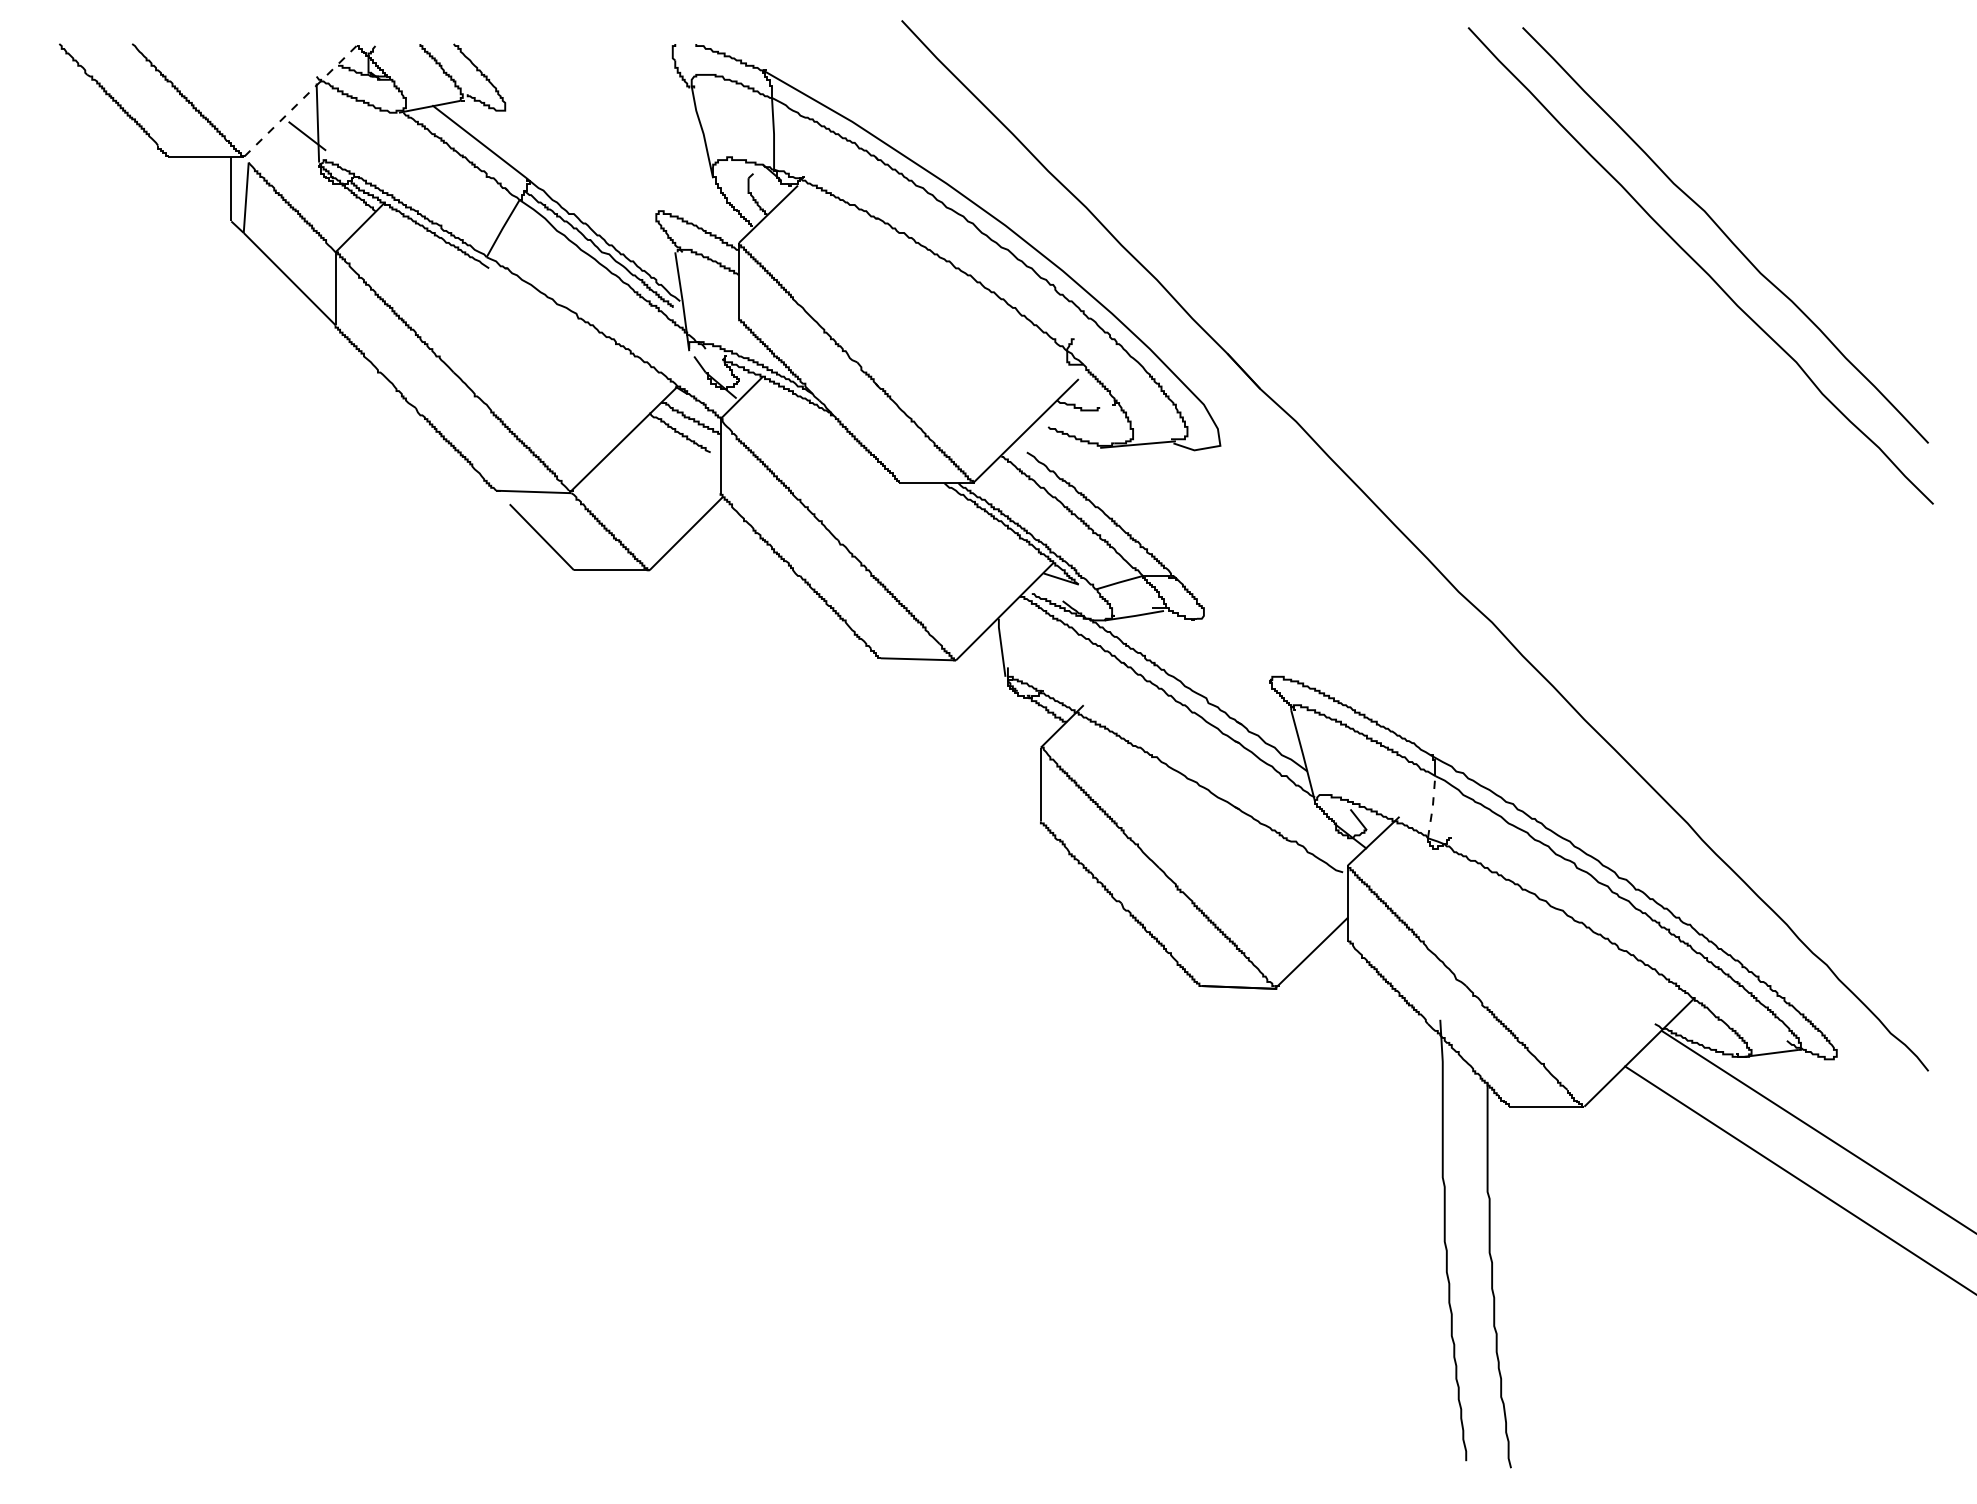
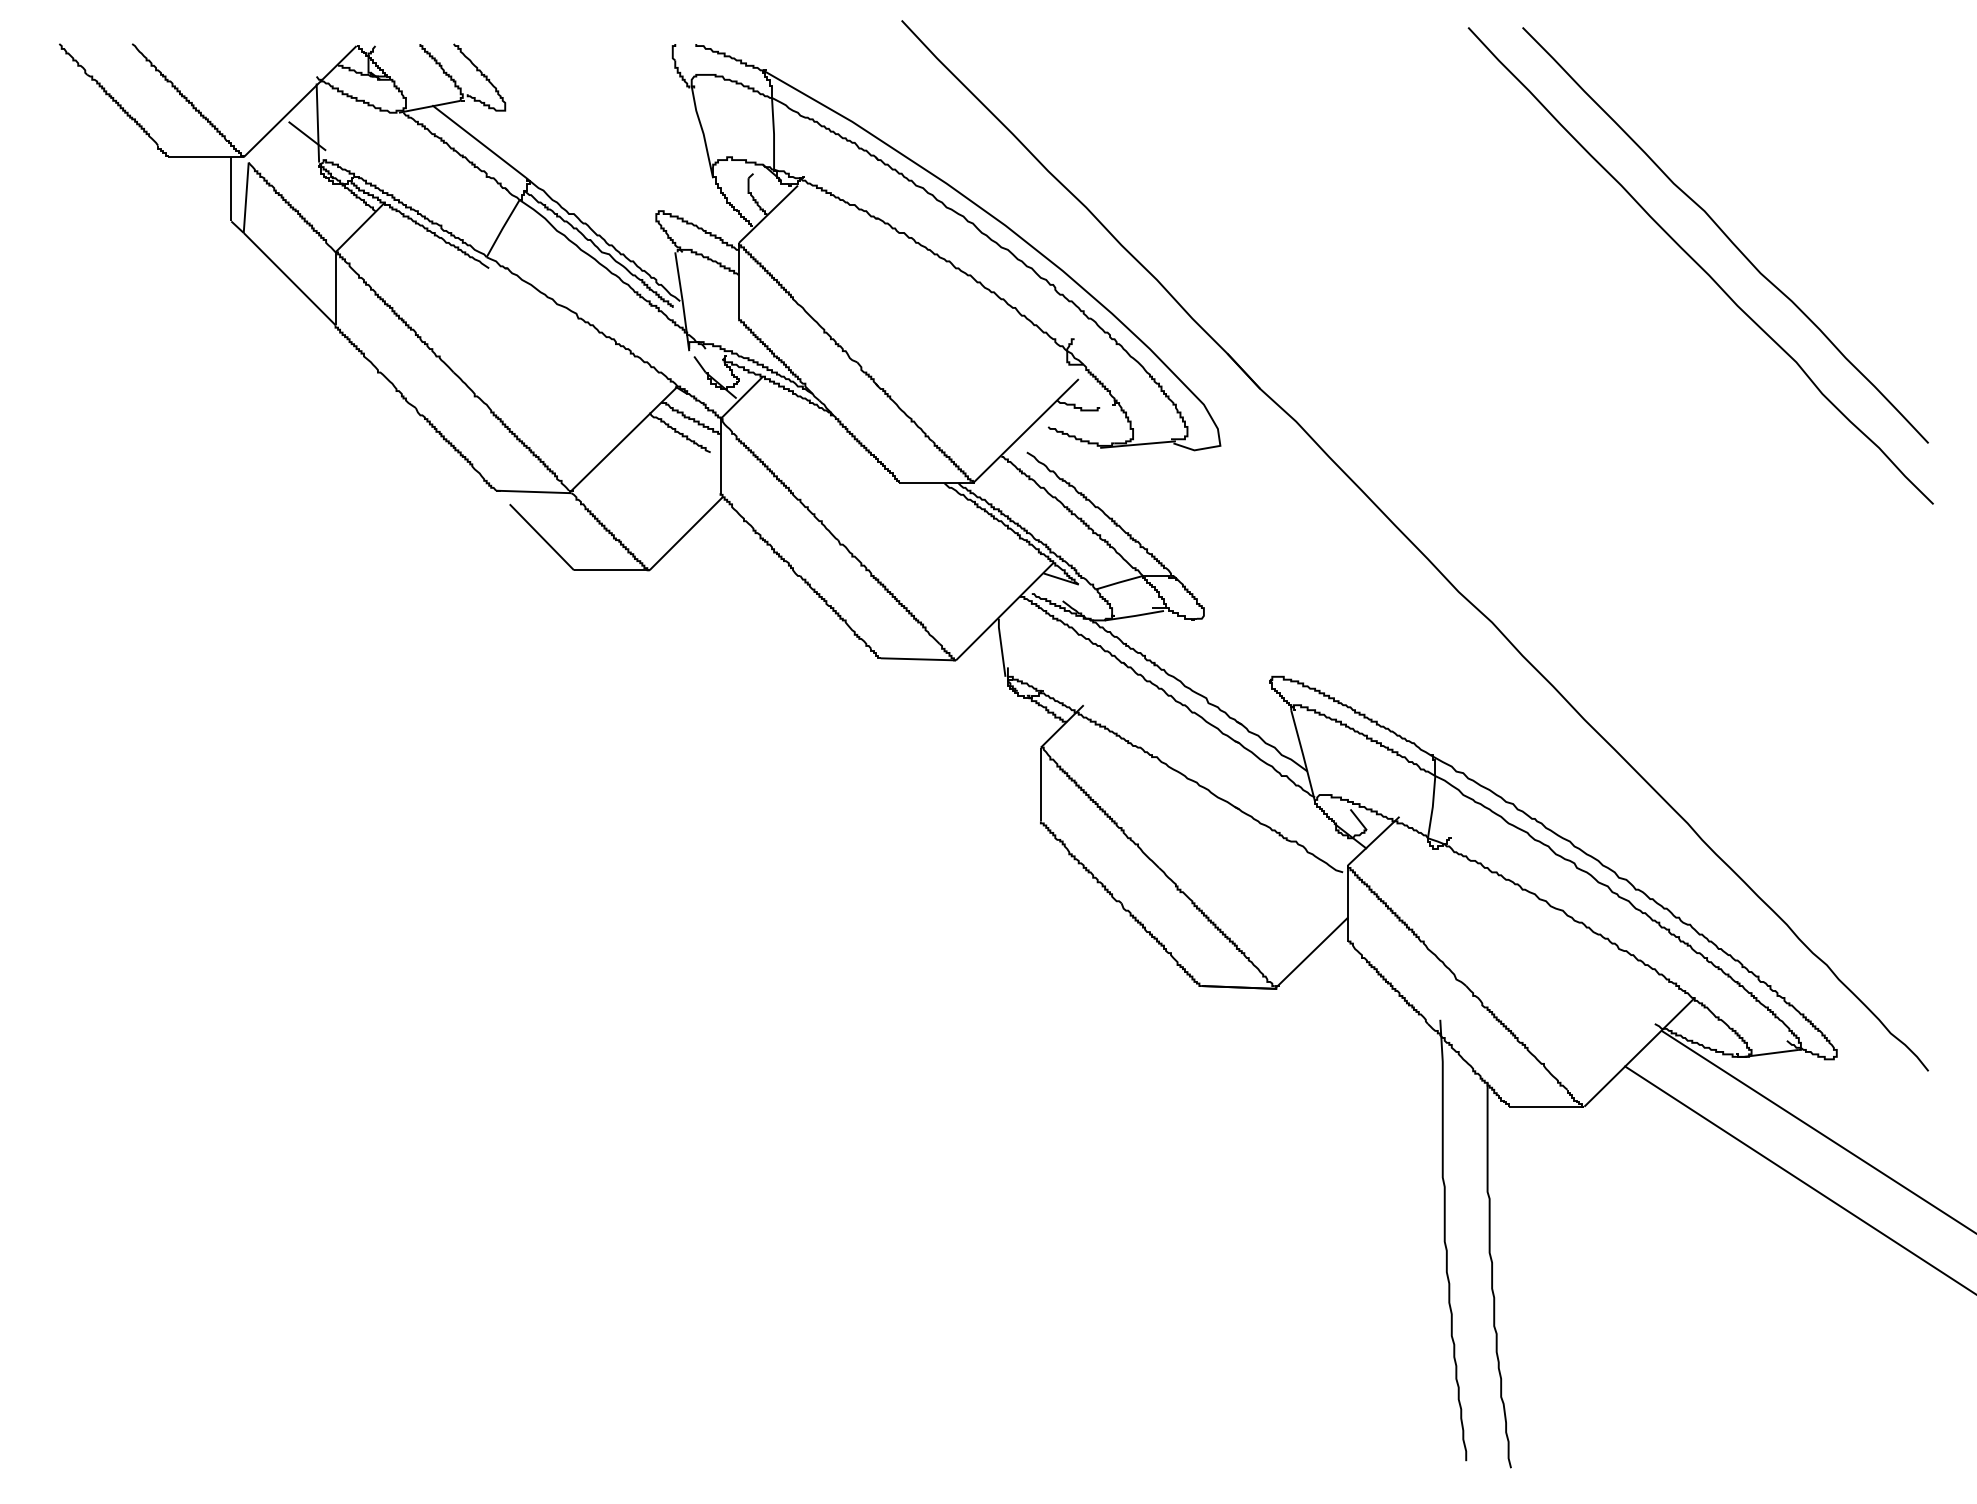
line: dashed -> solid (299, 101)
line: dashed -> solid (1432, 806)
